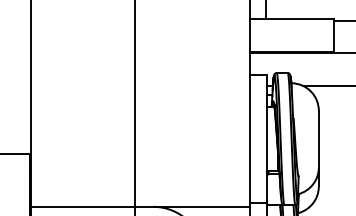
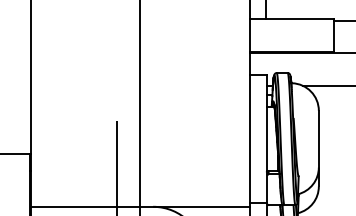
line position: (135, 107) -> (140, 107) (140, 107)
line: none -> present (117, 166)
